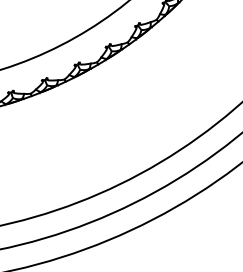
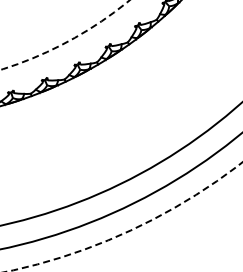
arc: solid -> dashed (68, 41)
arc: solid -> dashed (130, 230)
